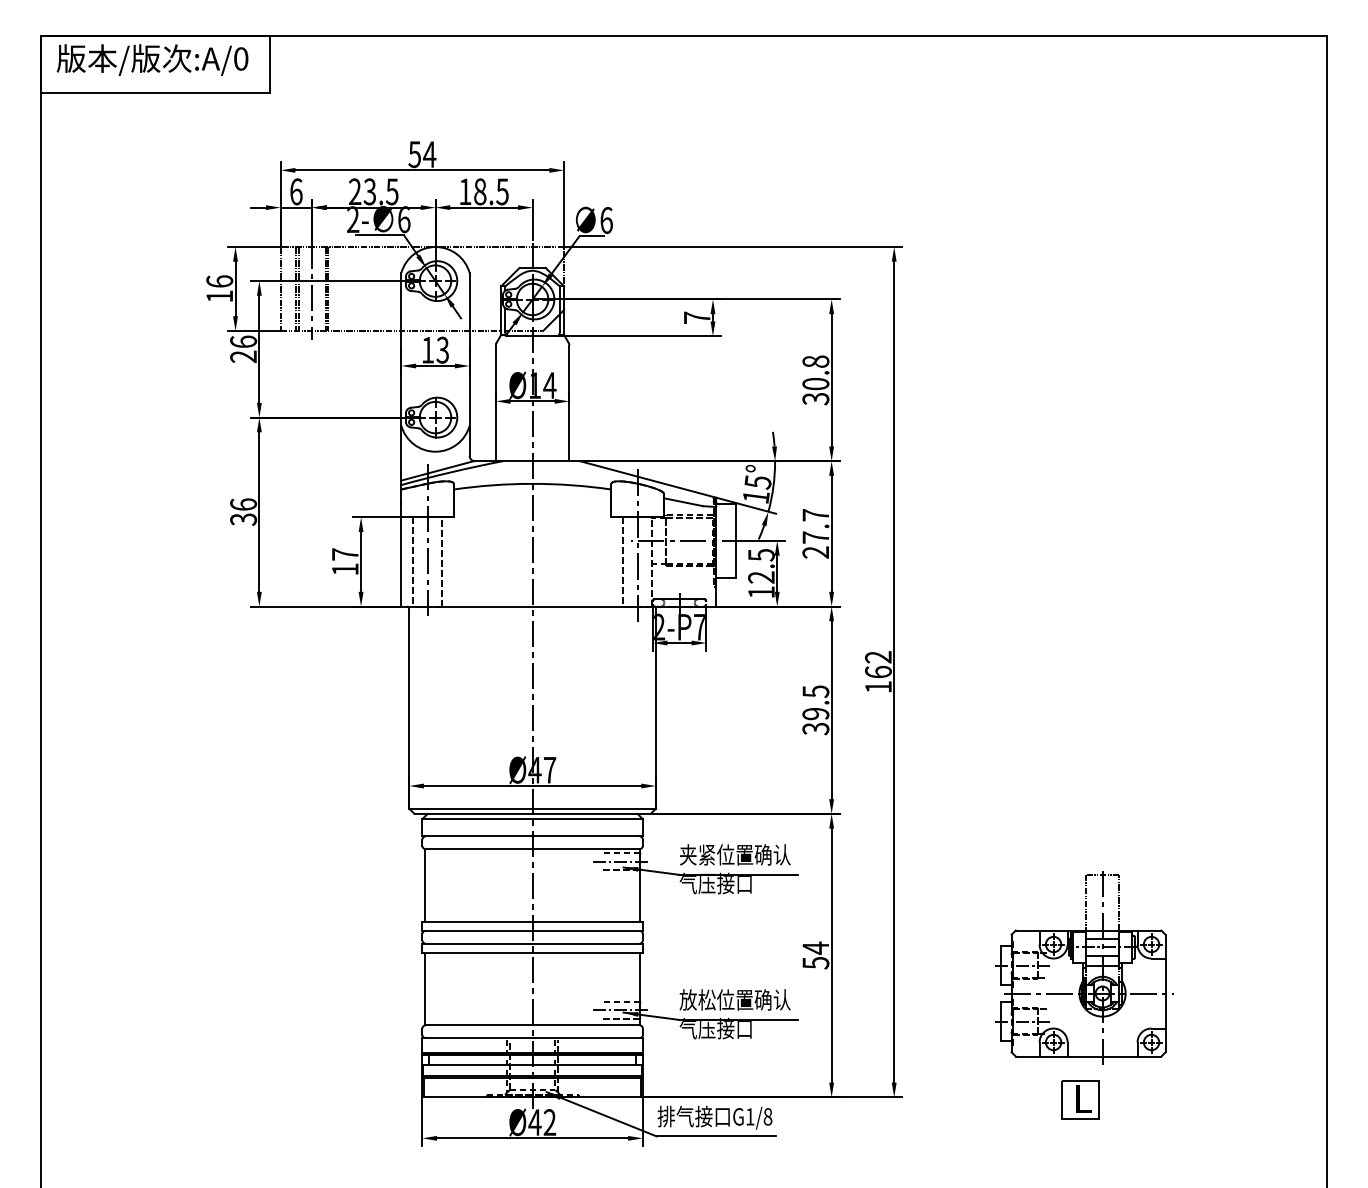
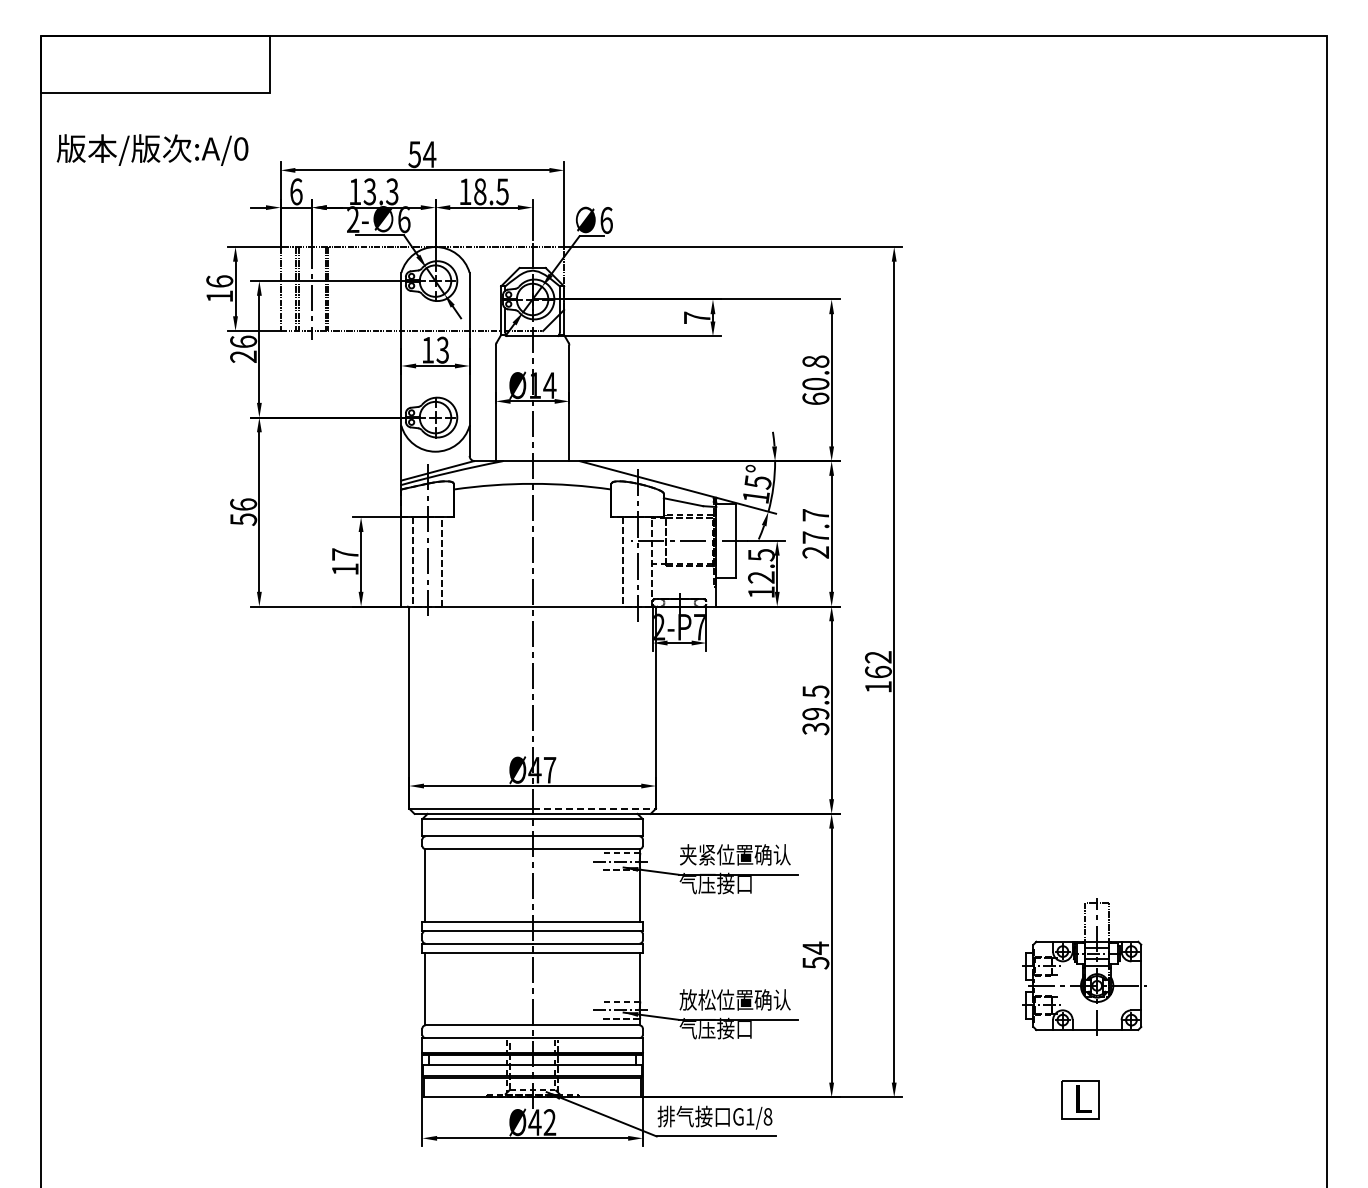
text position: (152, 59) -> (152, 149) (152, 149)
text: 23.5 -> 13.3 (373, 191)
text: 30.8 -> 60.8 (815, 398)
text: 36 -> 56 (243, 519)
line: solid -> dashed (594, 808)
part size: 179x194 px -> 125x138 px (1084, 966)
